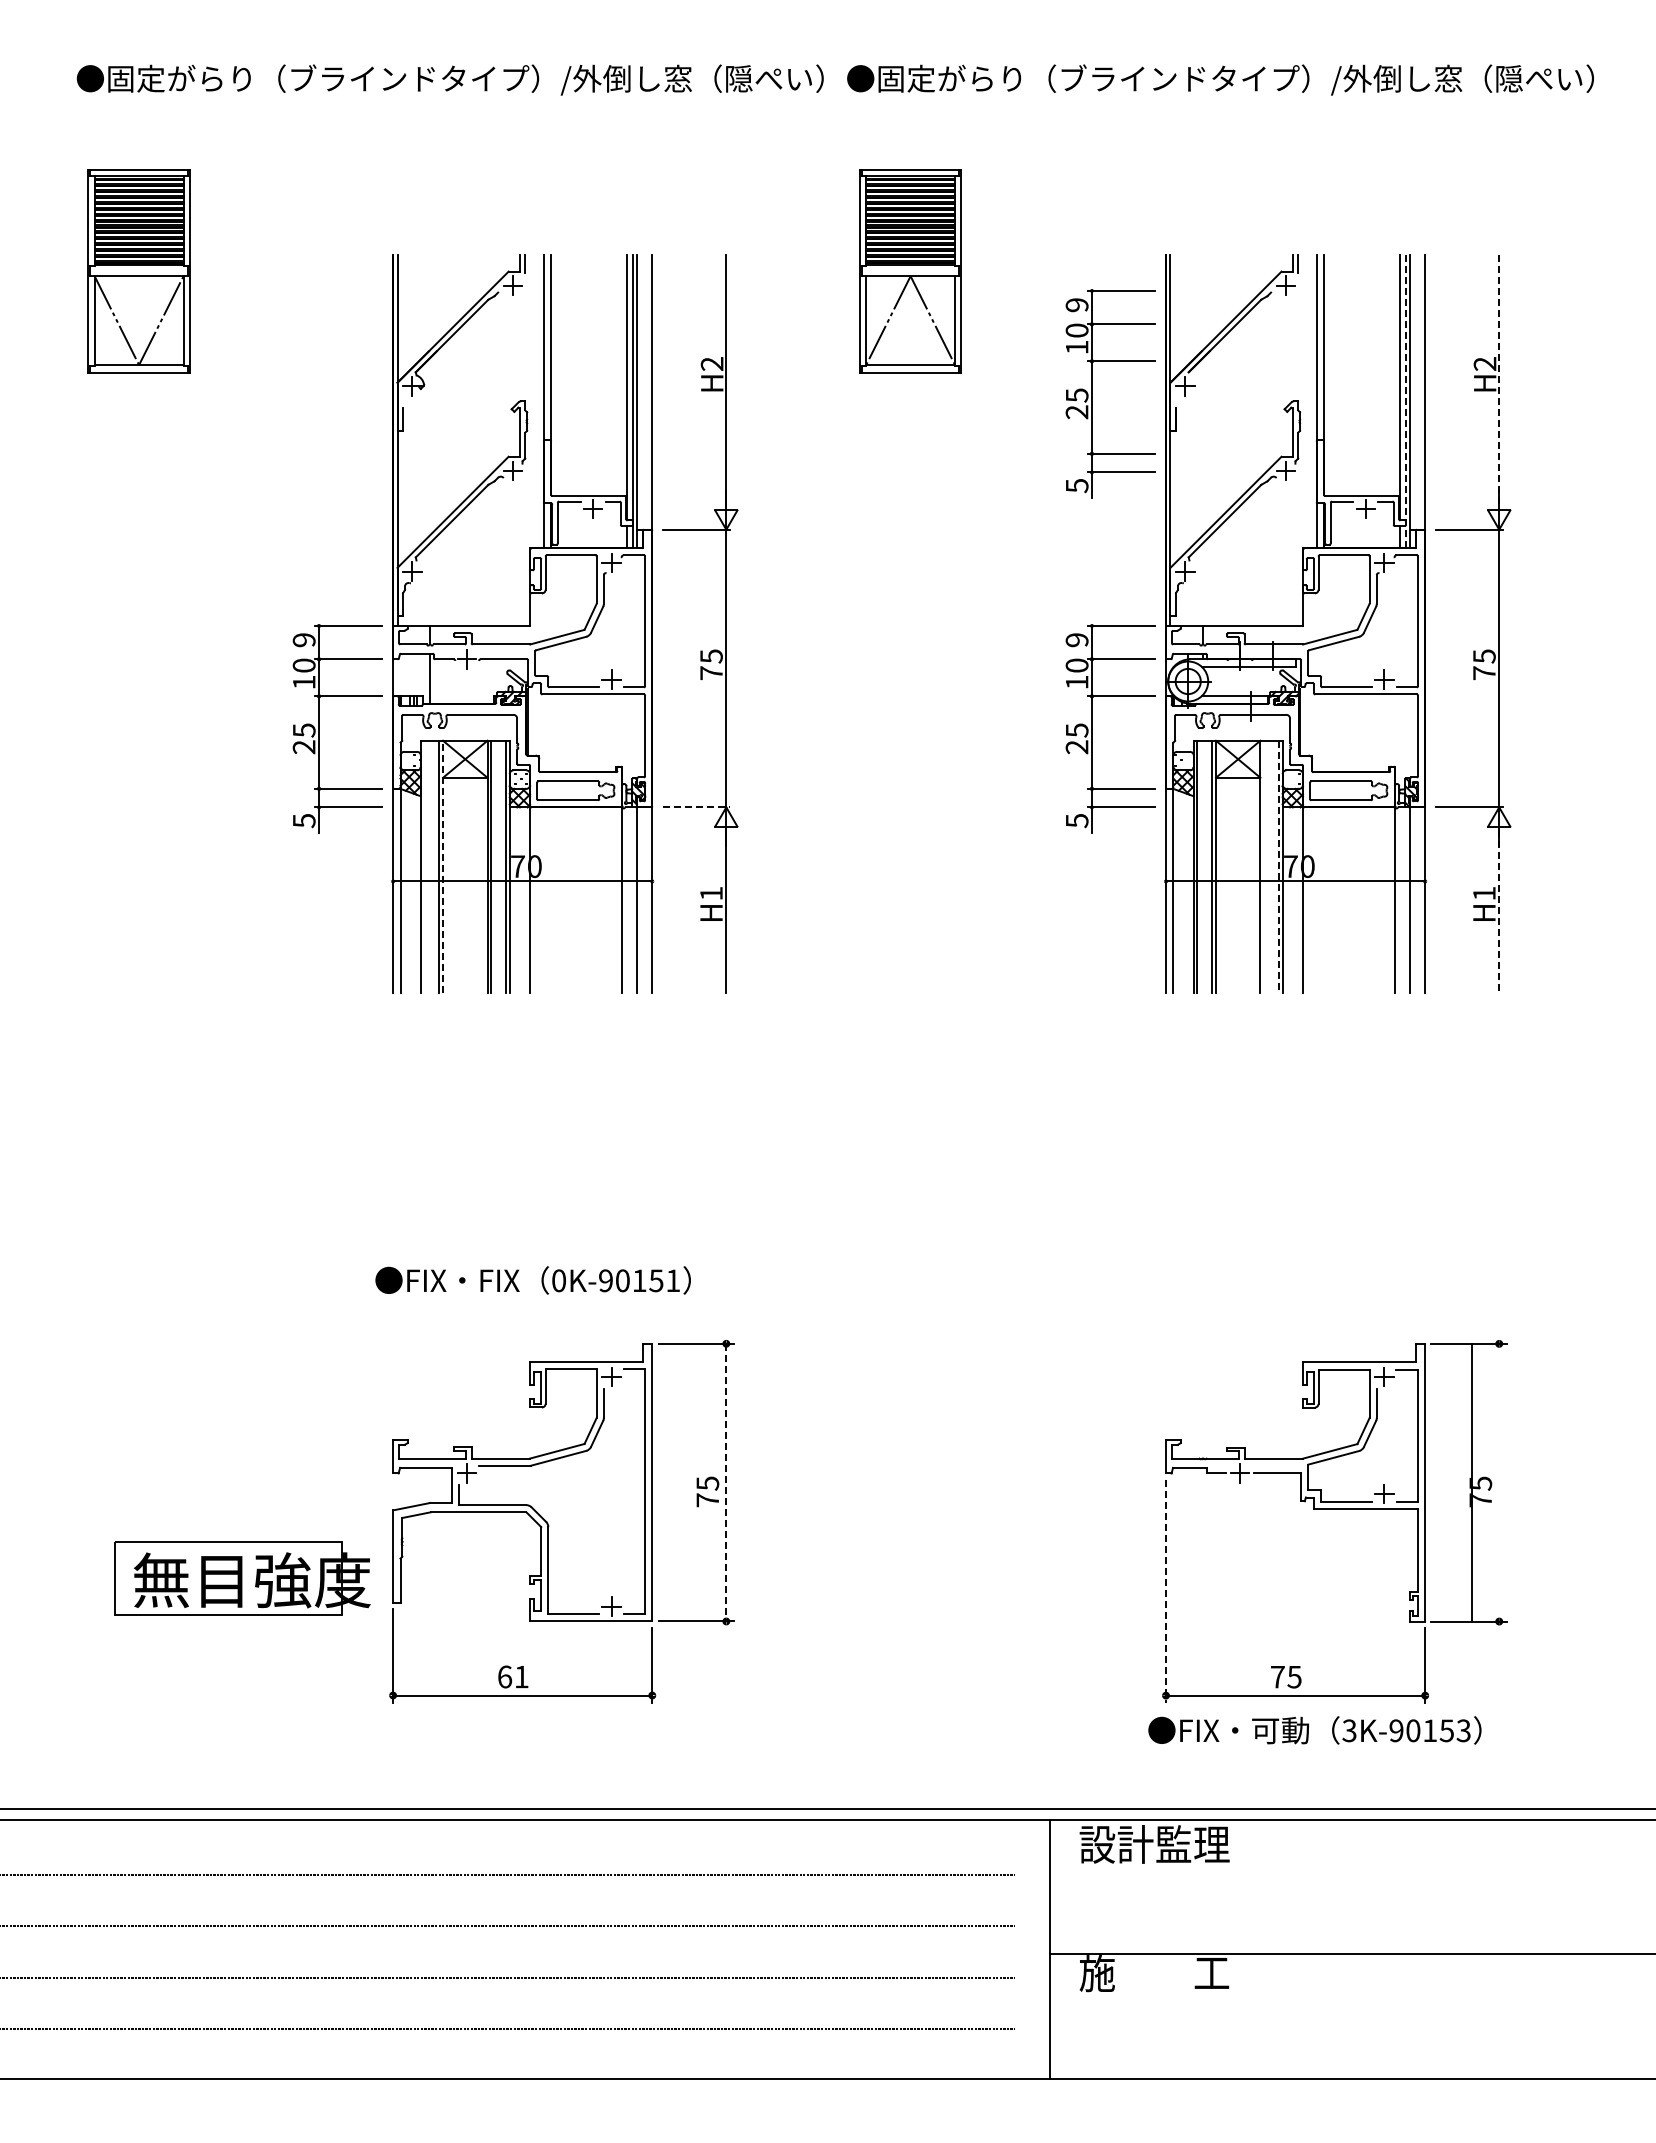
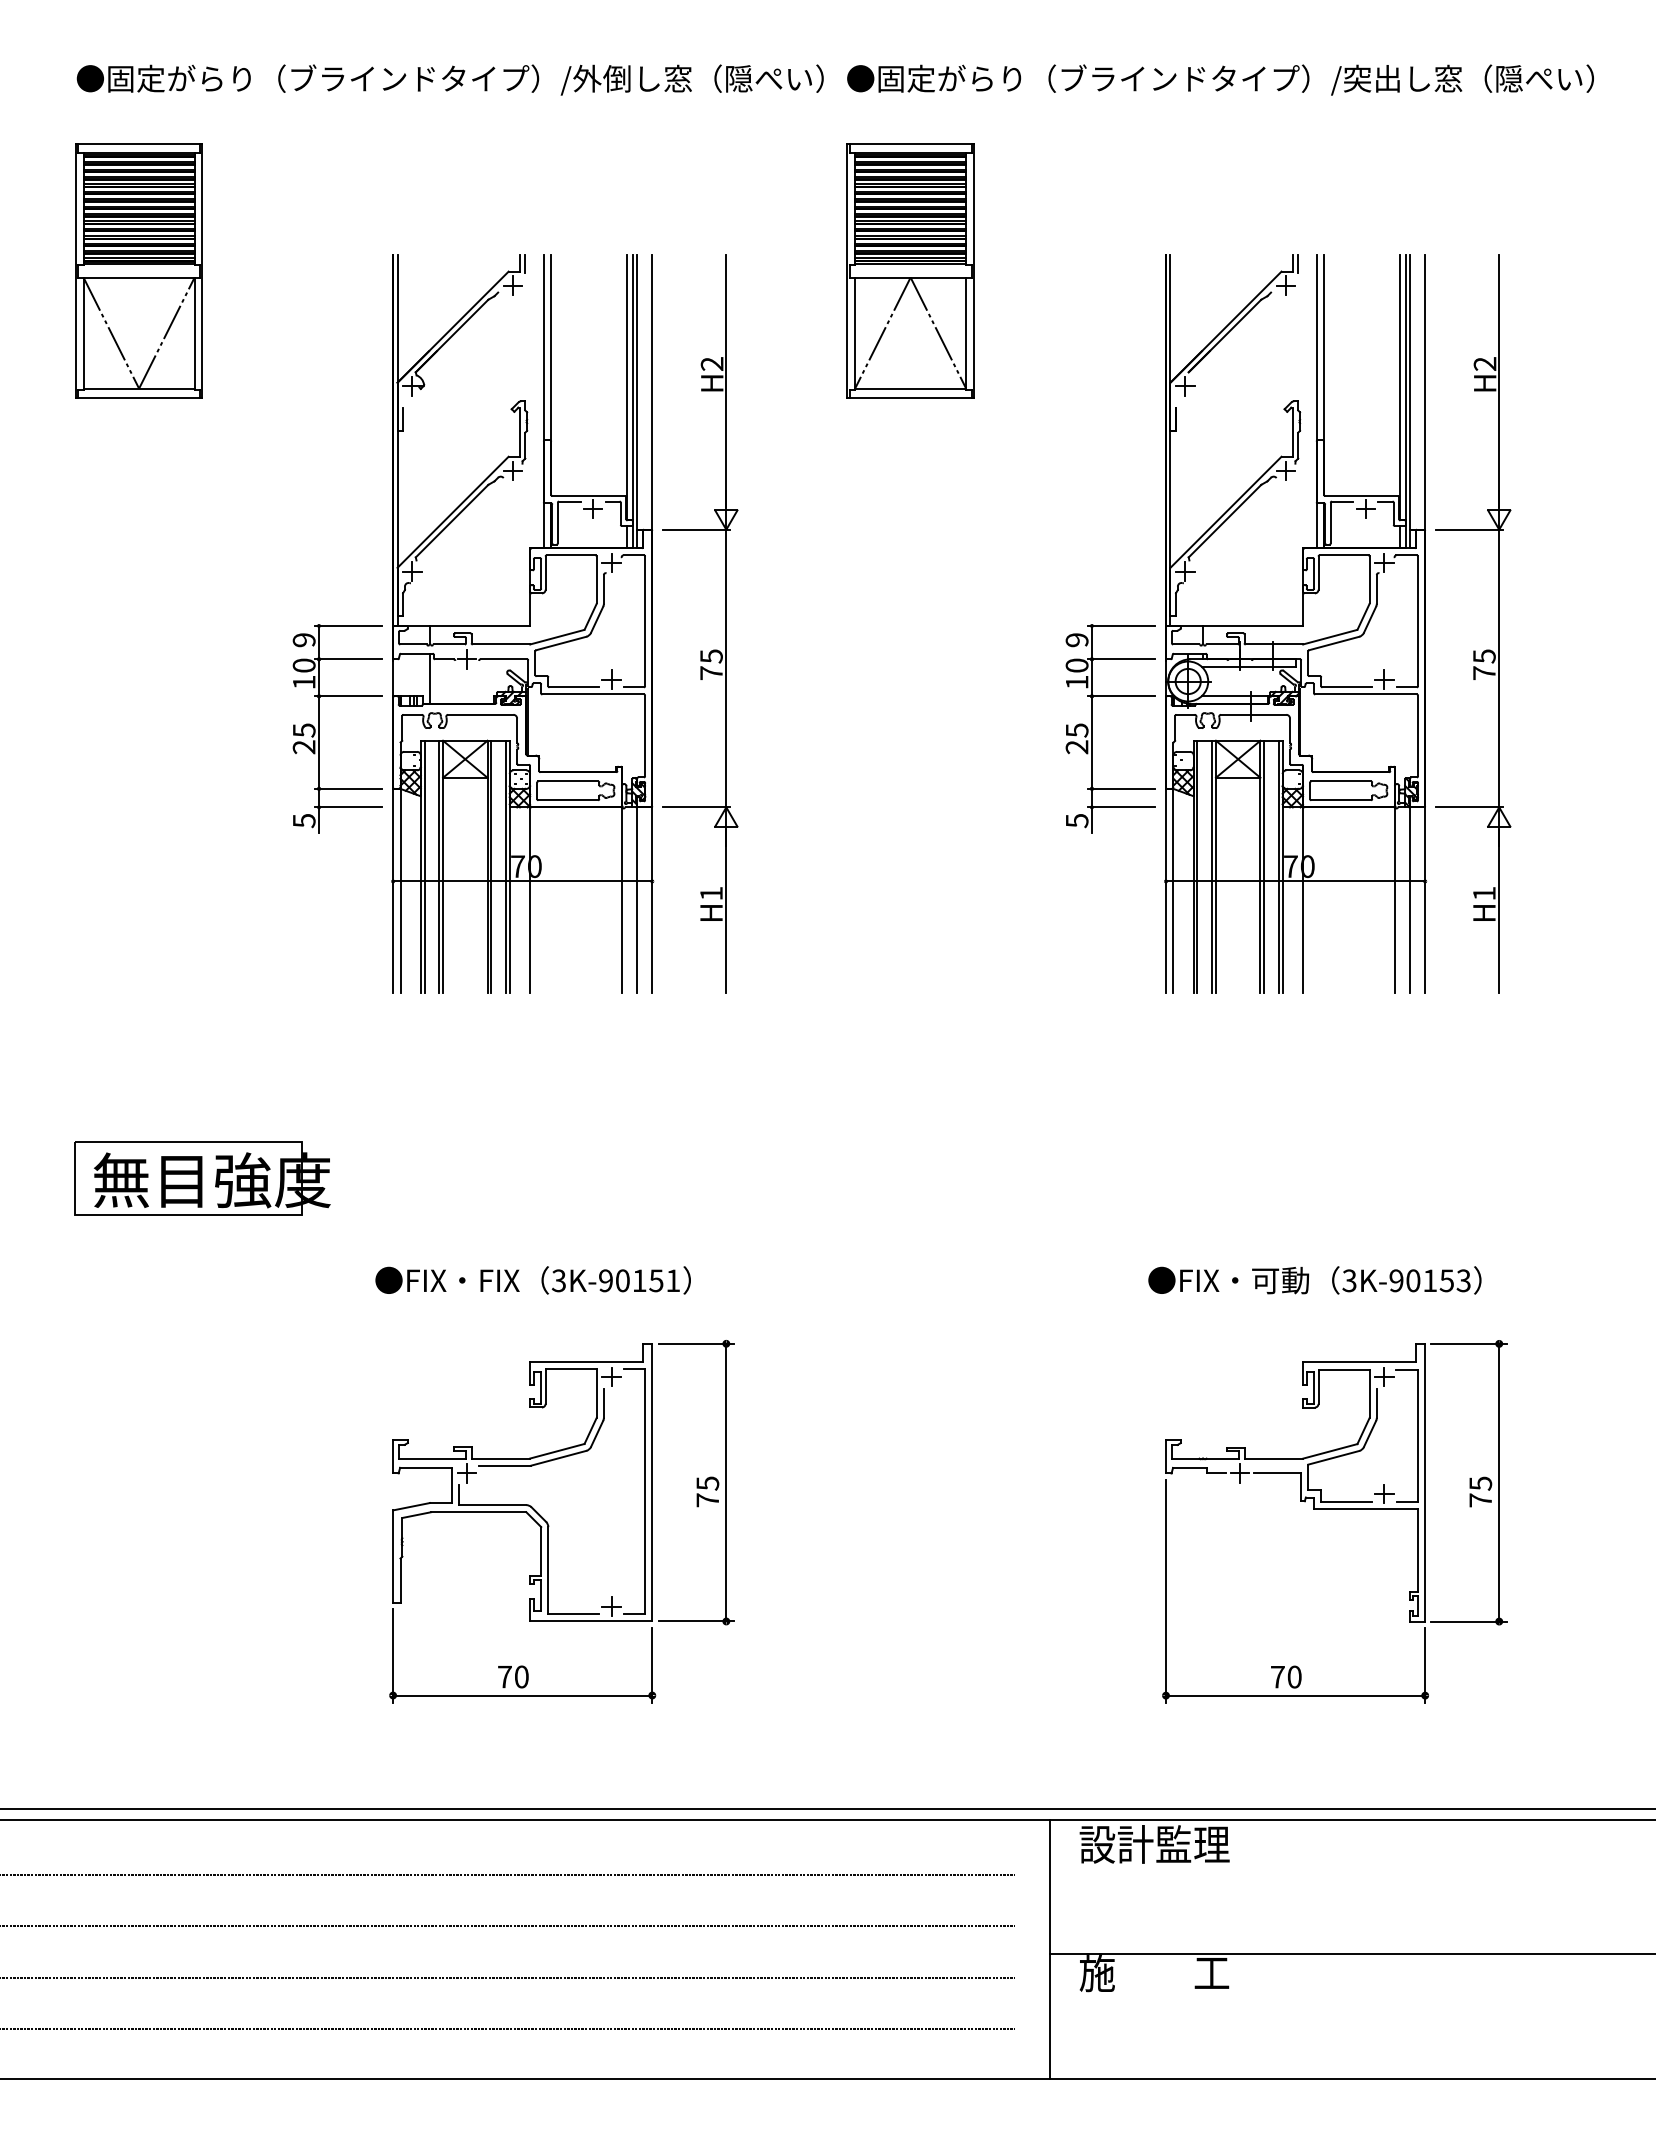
text: ●固定がらり（ブラインドタイプ）/外倒し窓（隠ぺい） -> ●固定がらり（ブラインドタイプ）/突出し窓（隠ぺい） (1371, 78)
part size: 104x205 px -> 128x256 px (138, 270)
part size: 103x205 px -> 129x256 px (910, 270)
line: dashed -> solid (1499, 381)
part: present -> none (1092, 393)
line: dashed -> solid (1405, 402)
line: dashed -> solid (697, 807)
line: none -> present (424, 866)
line: dashed -> solid (443, 866)
line: none -> present (1264, 866)
line: dashed -> solid (1278, 866)
line: dashed -> solid (1499, 911)
text: 0K-90151 -> 3K-90151 (558, 1280)
line: dashed -> solid (726, 1482)
line position: (1472, 1482) -> (1499, 1482) (1499, 1482)
part position: (242, 1578) -> (202, 1178) (202, 1178)
line: dashed -> solid (1166, 1591)
text: 61 -> 70 (513, 1676)
text: 75 -> 70 (1294, 1676)
text position: (1314, 1730) -> (1314, 1280) (1314, 1280)
